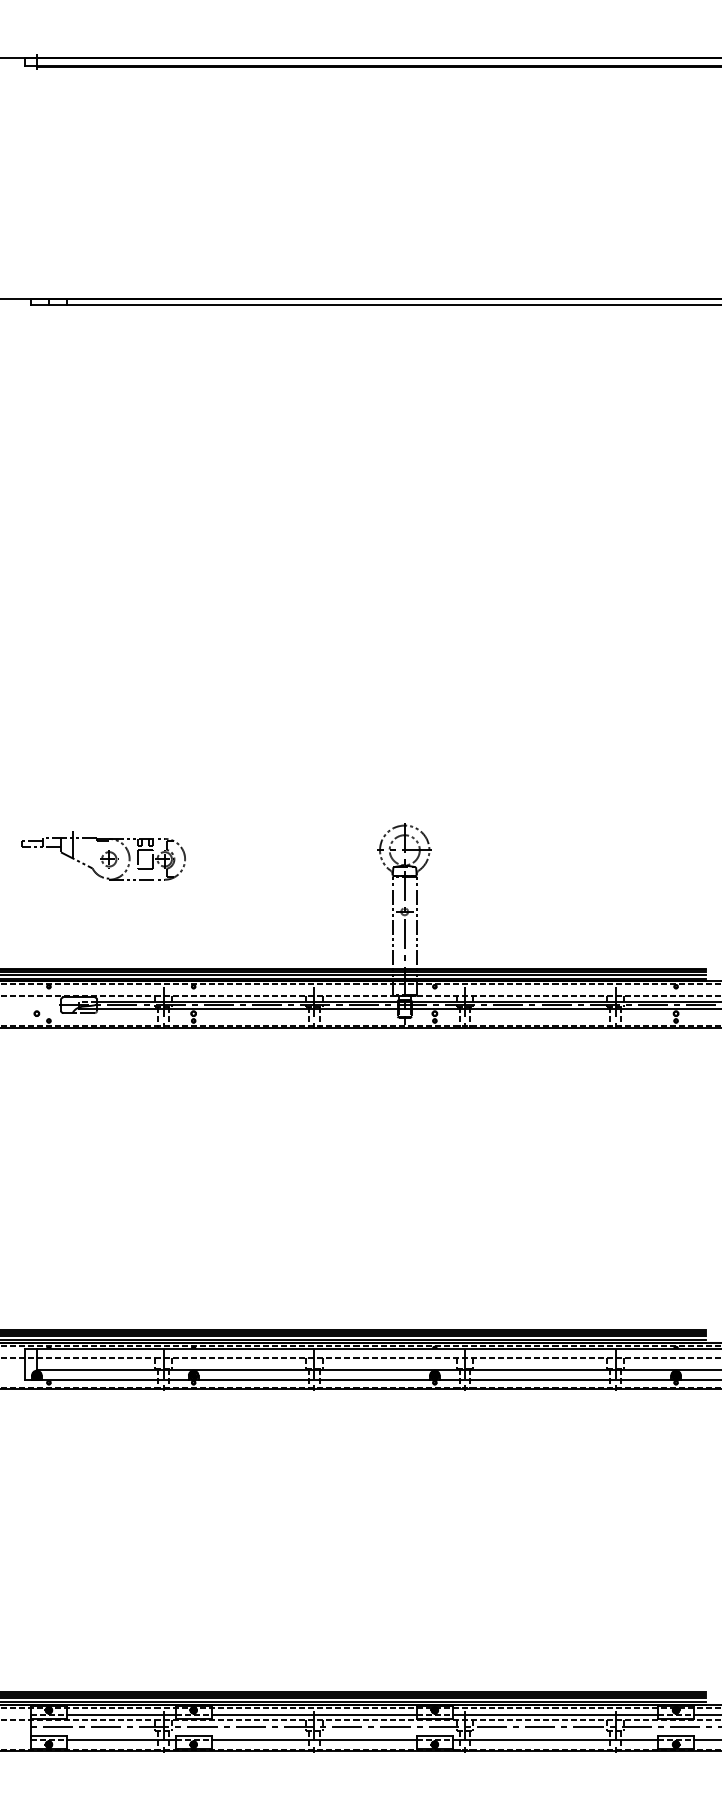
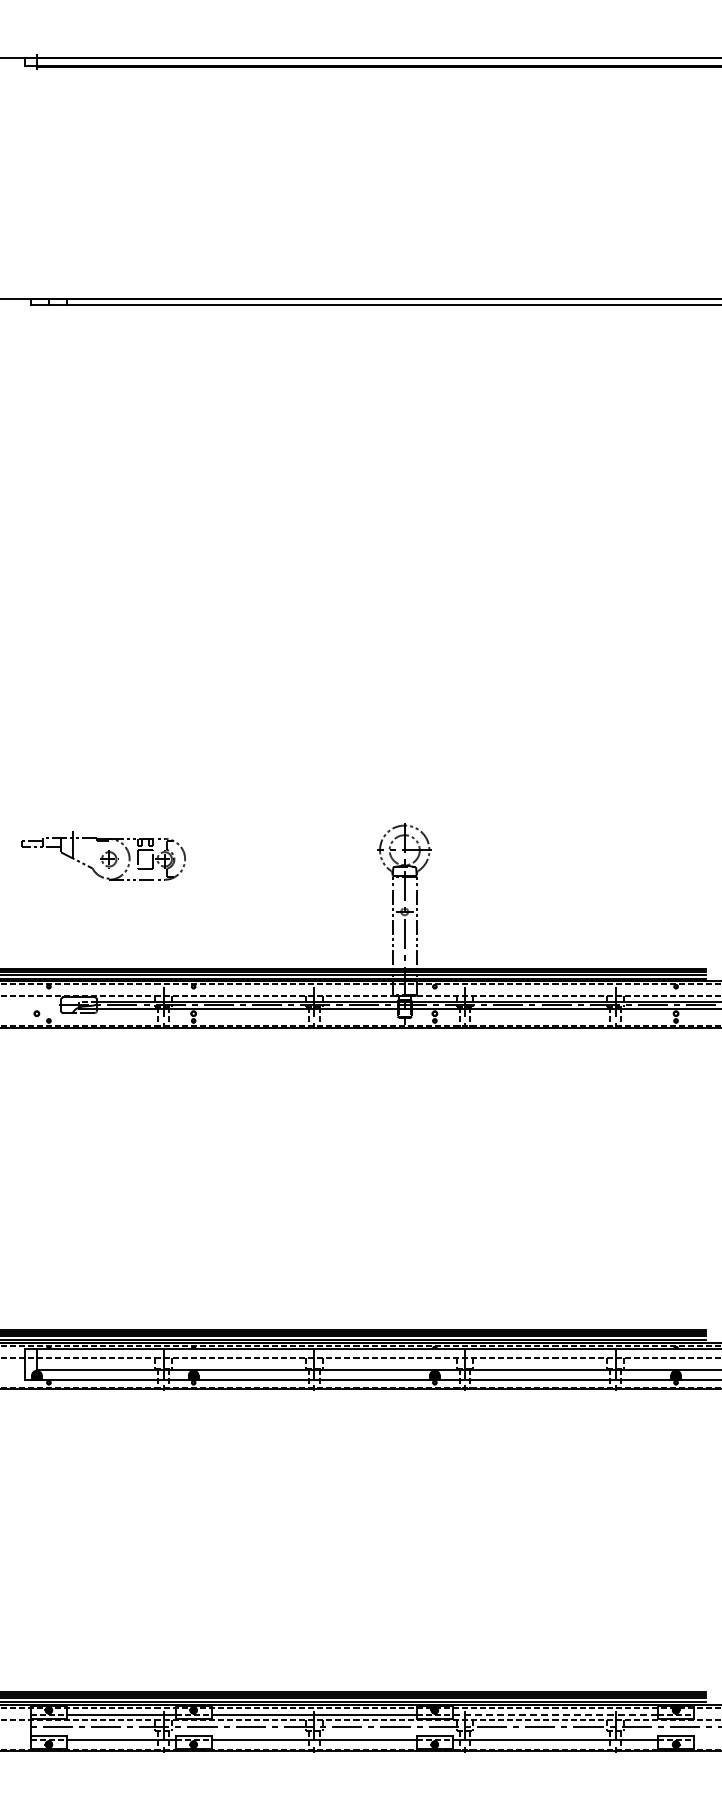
line: solid -> dashed (555, 1715)
line: present -> none (706, 1715)
line: present -> none (706, 1739)
